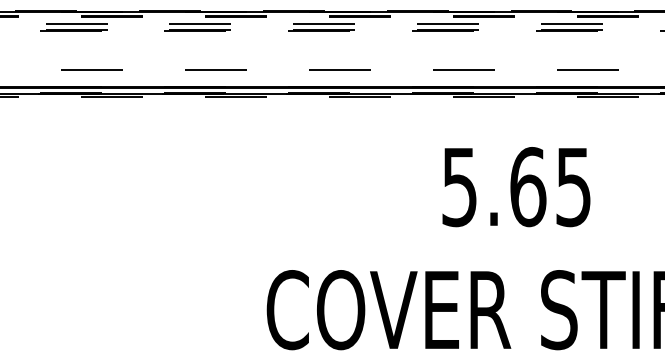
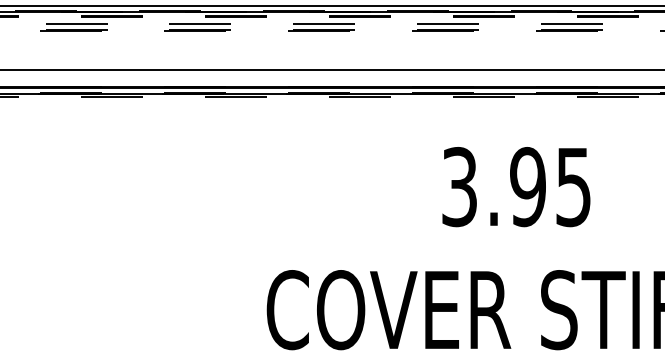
line: none -> present (331, 5)
line: dashed -> solid (332, 70)
text: 5.65 -> 3.95 (494, 187)
